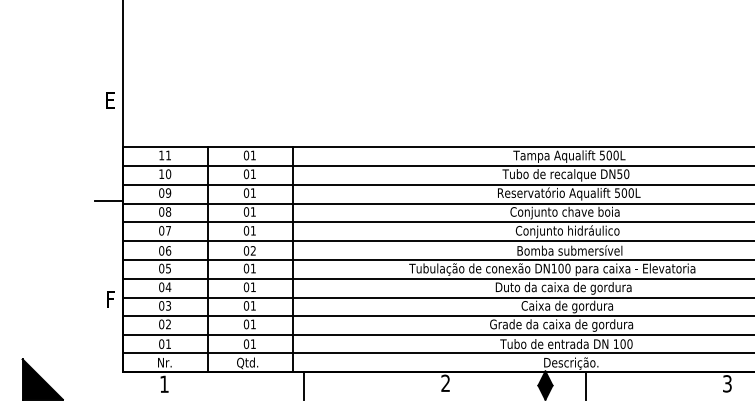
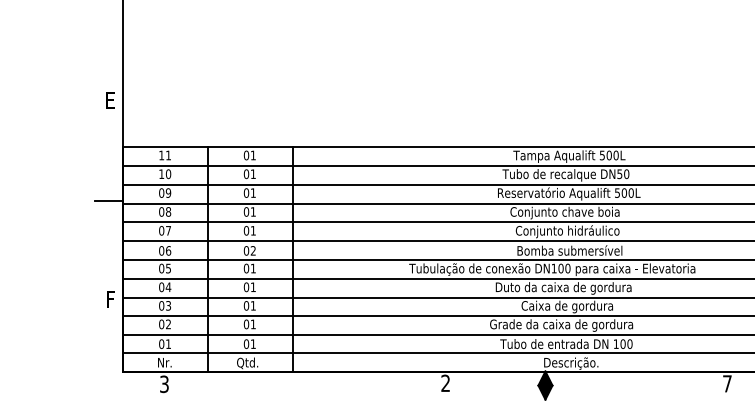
part: present -> none (42, 379)
text: 3 -> 7 (727, 383)
text: 1 -> 3 (164, 384)
line: present -> none (304, 385)
line: present -> none (585, 385)
